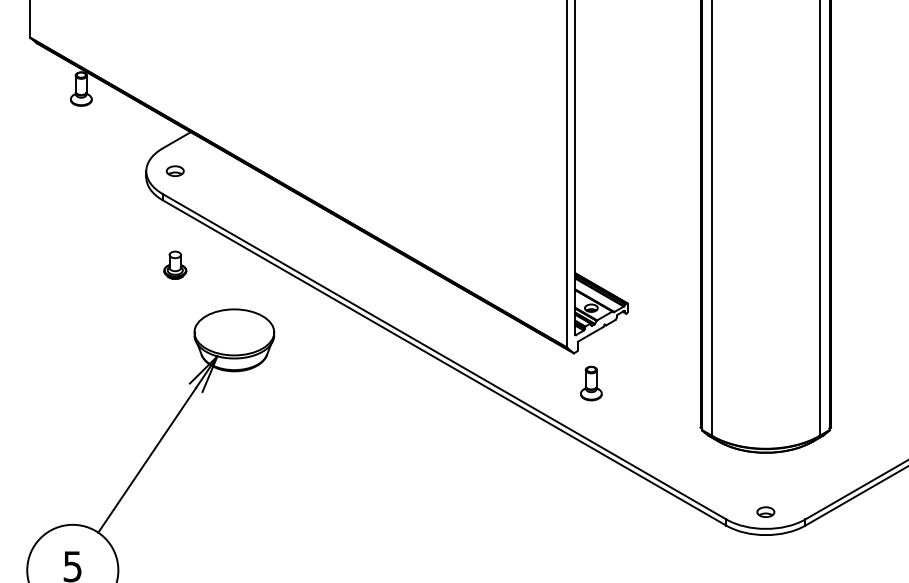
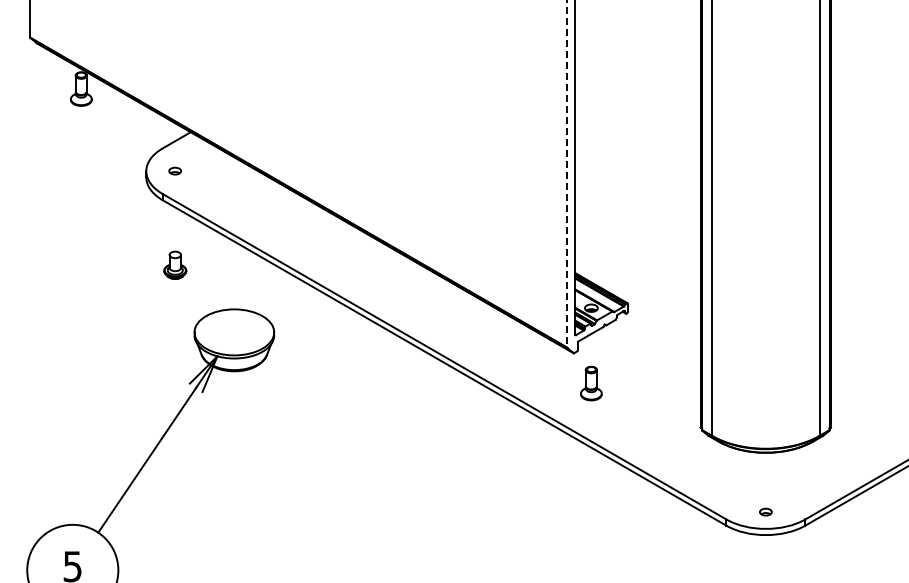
part size: 20x12 px -> 14x10 px (174, 170)
line: solid -> dashed (567, 174)
part size: 20x12 px -> 14x10 px (765, 511)
